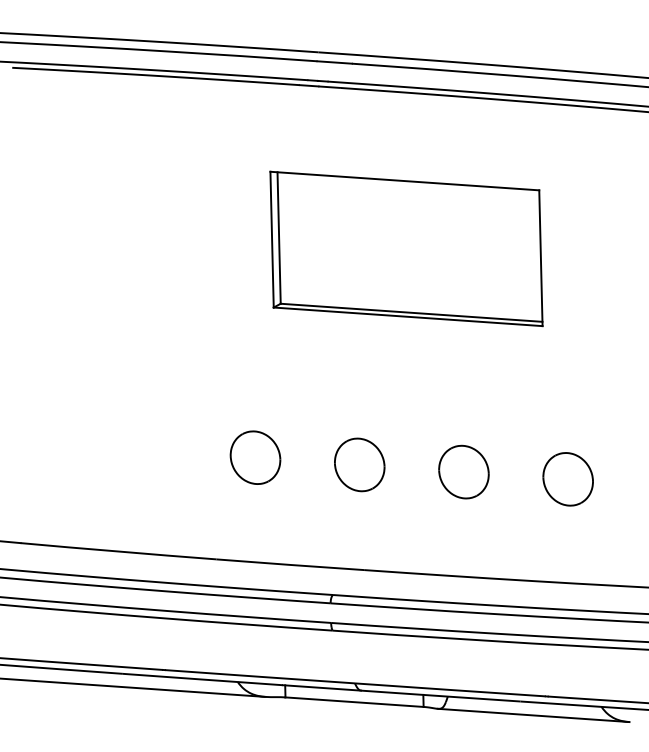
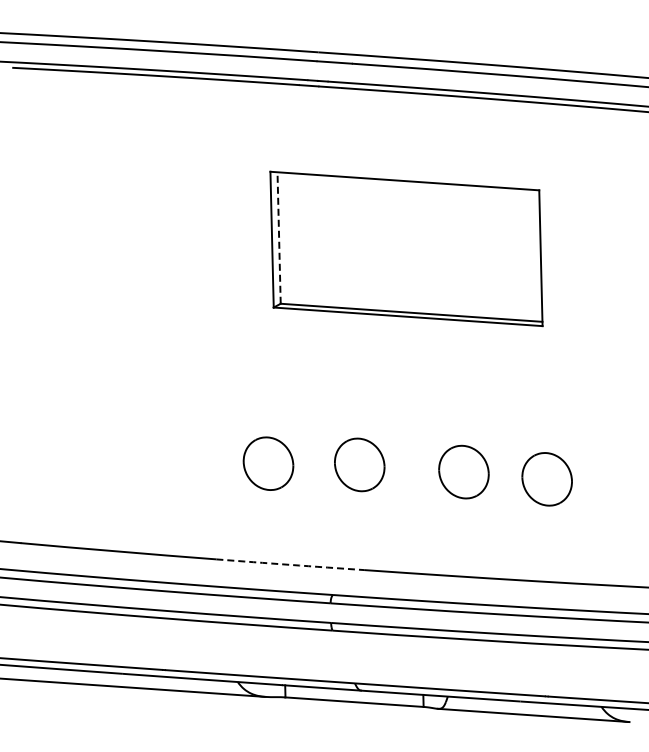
line: solid -> dashed (279, 238)
part position: (255, 457) -> (268, 463) (268, 463)
part position: (567, 479) -> (546, 479) (546, 479)
arc: solid -> dashed (290, 564)
